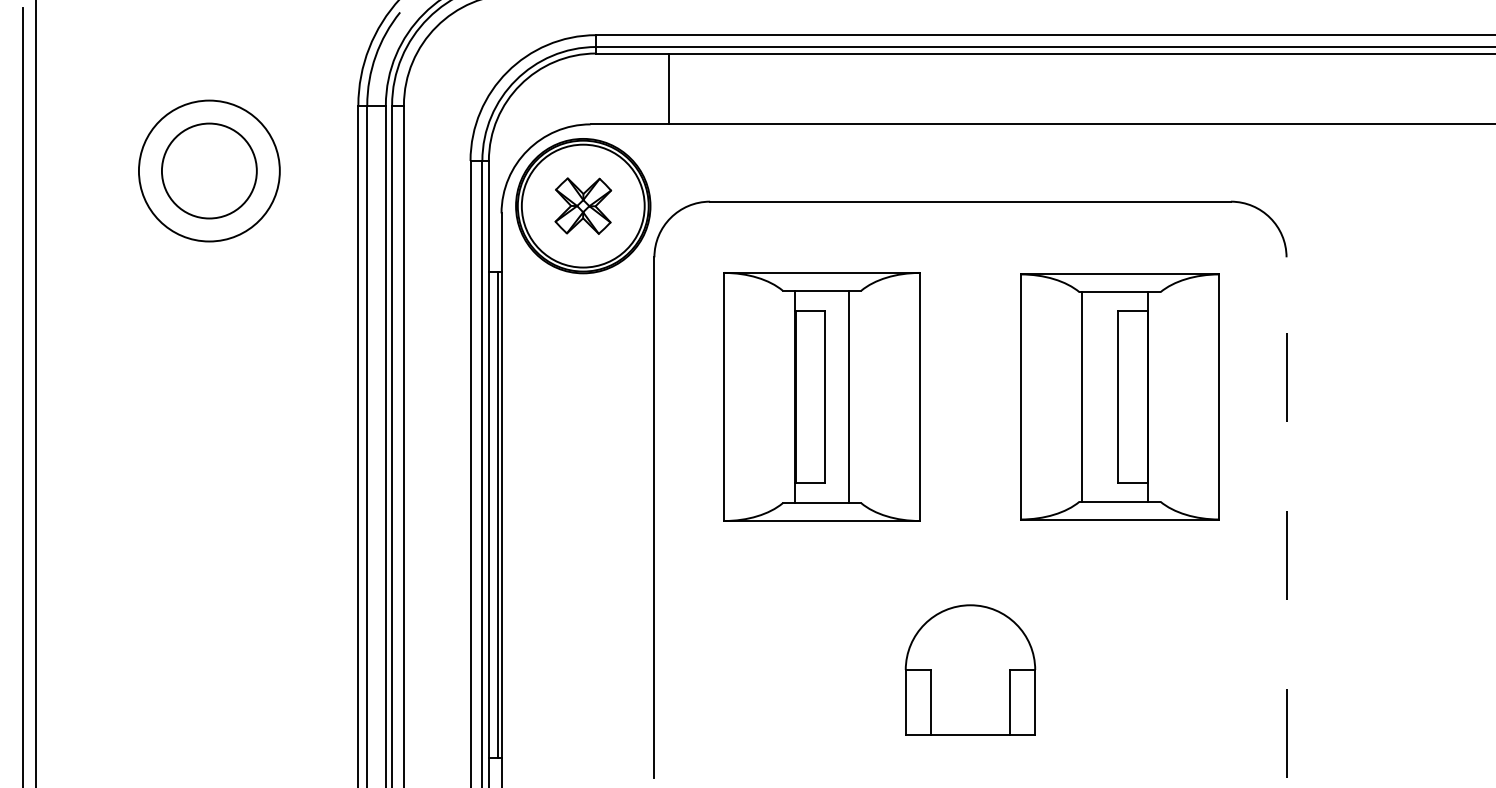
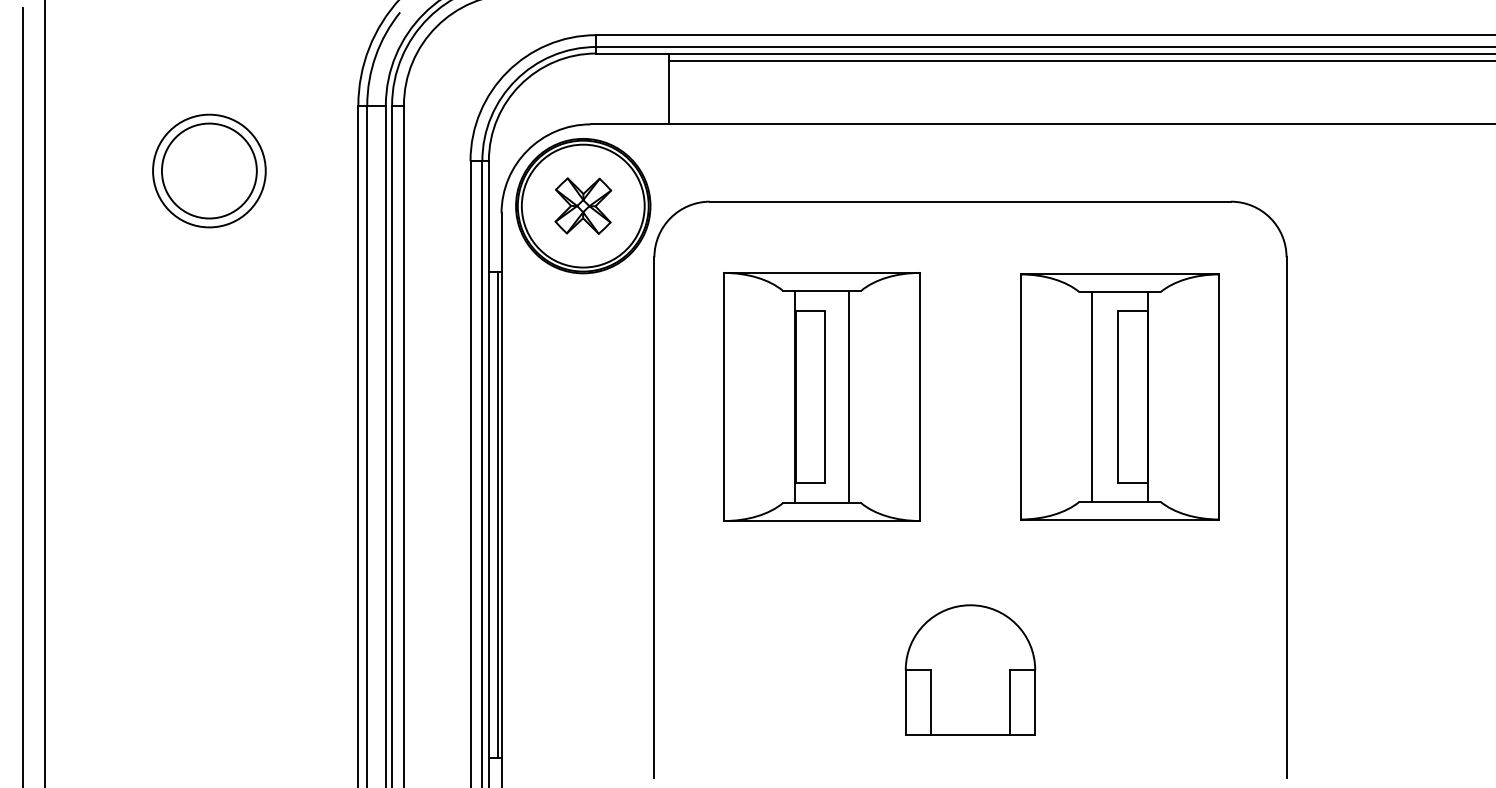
line: none -> present (1080, 61)
circle diameter: 141 px -> 113 px (209, 170)
line position: (35, 393) -> (44, 393) (44, 393)
line position: (1082, 396) -> (1092, 396) (1092, 396)
line: dashed -> solid (1286, 517)
